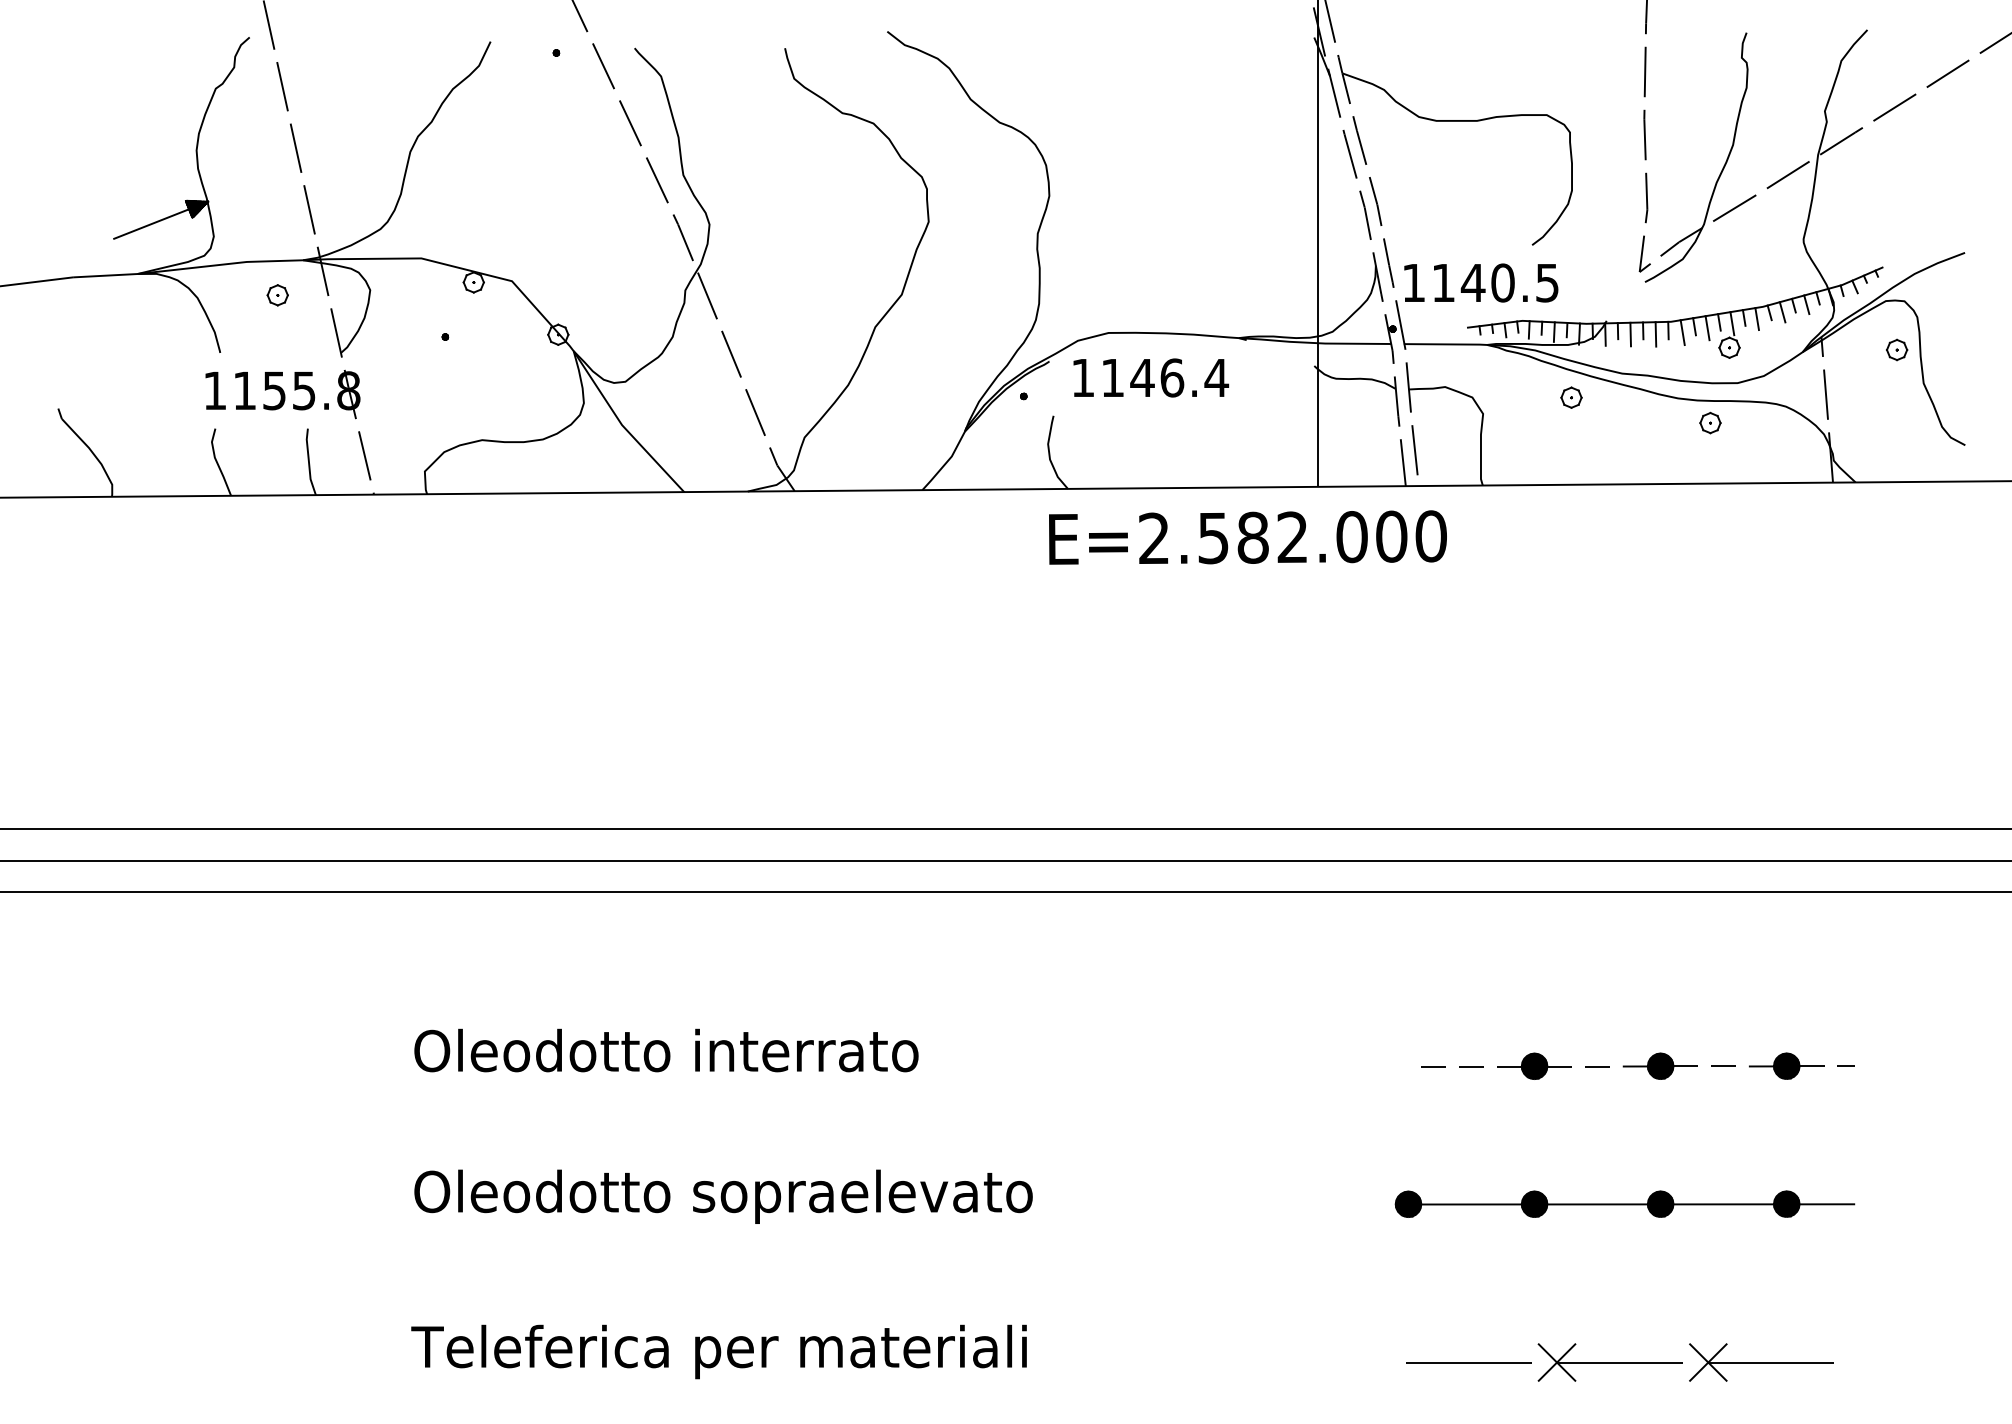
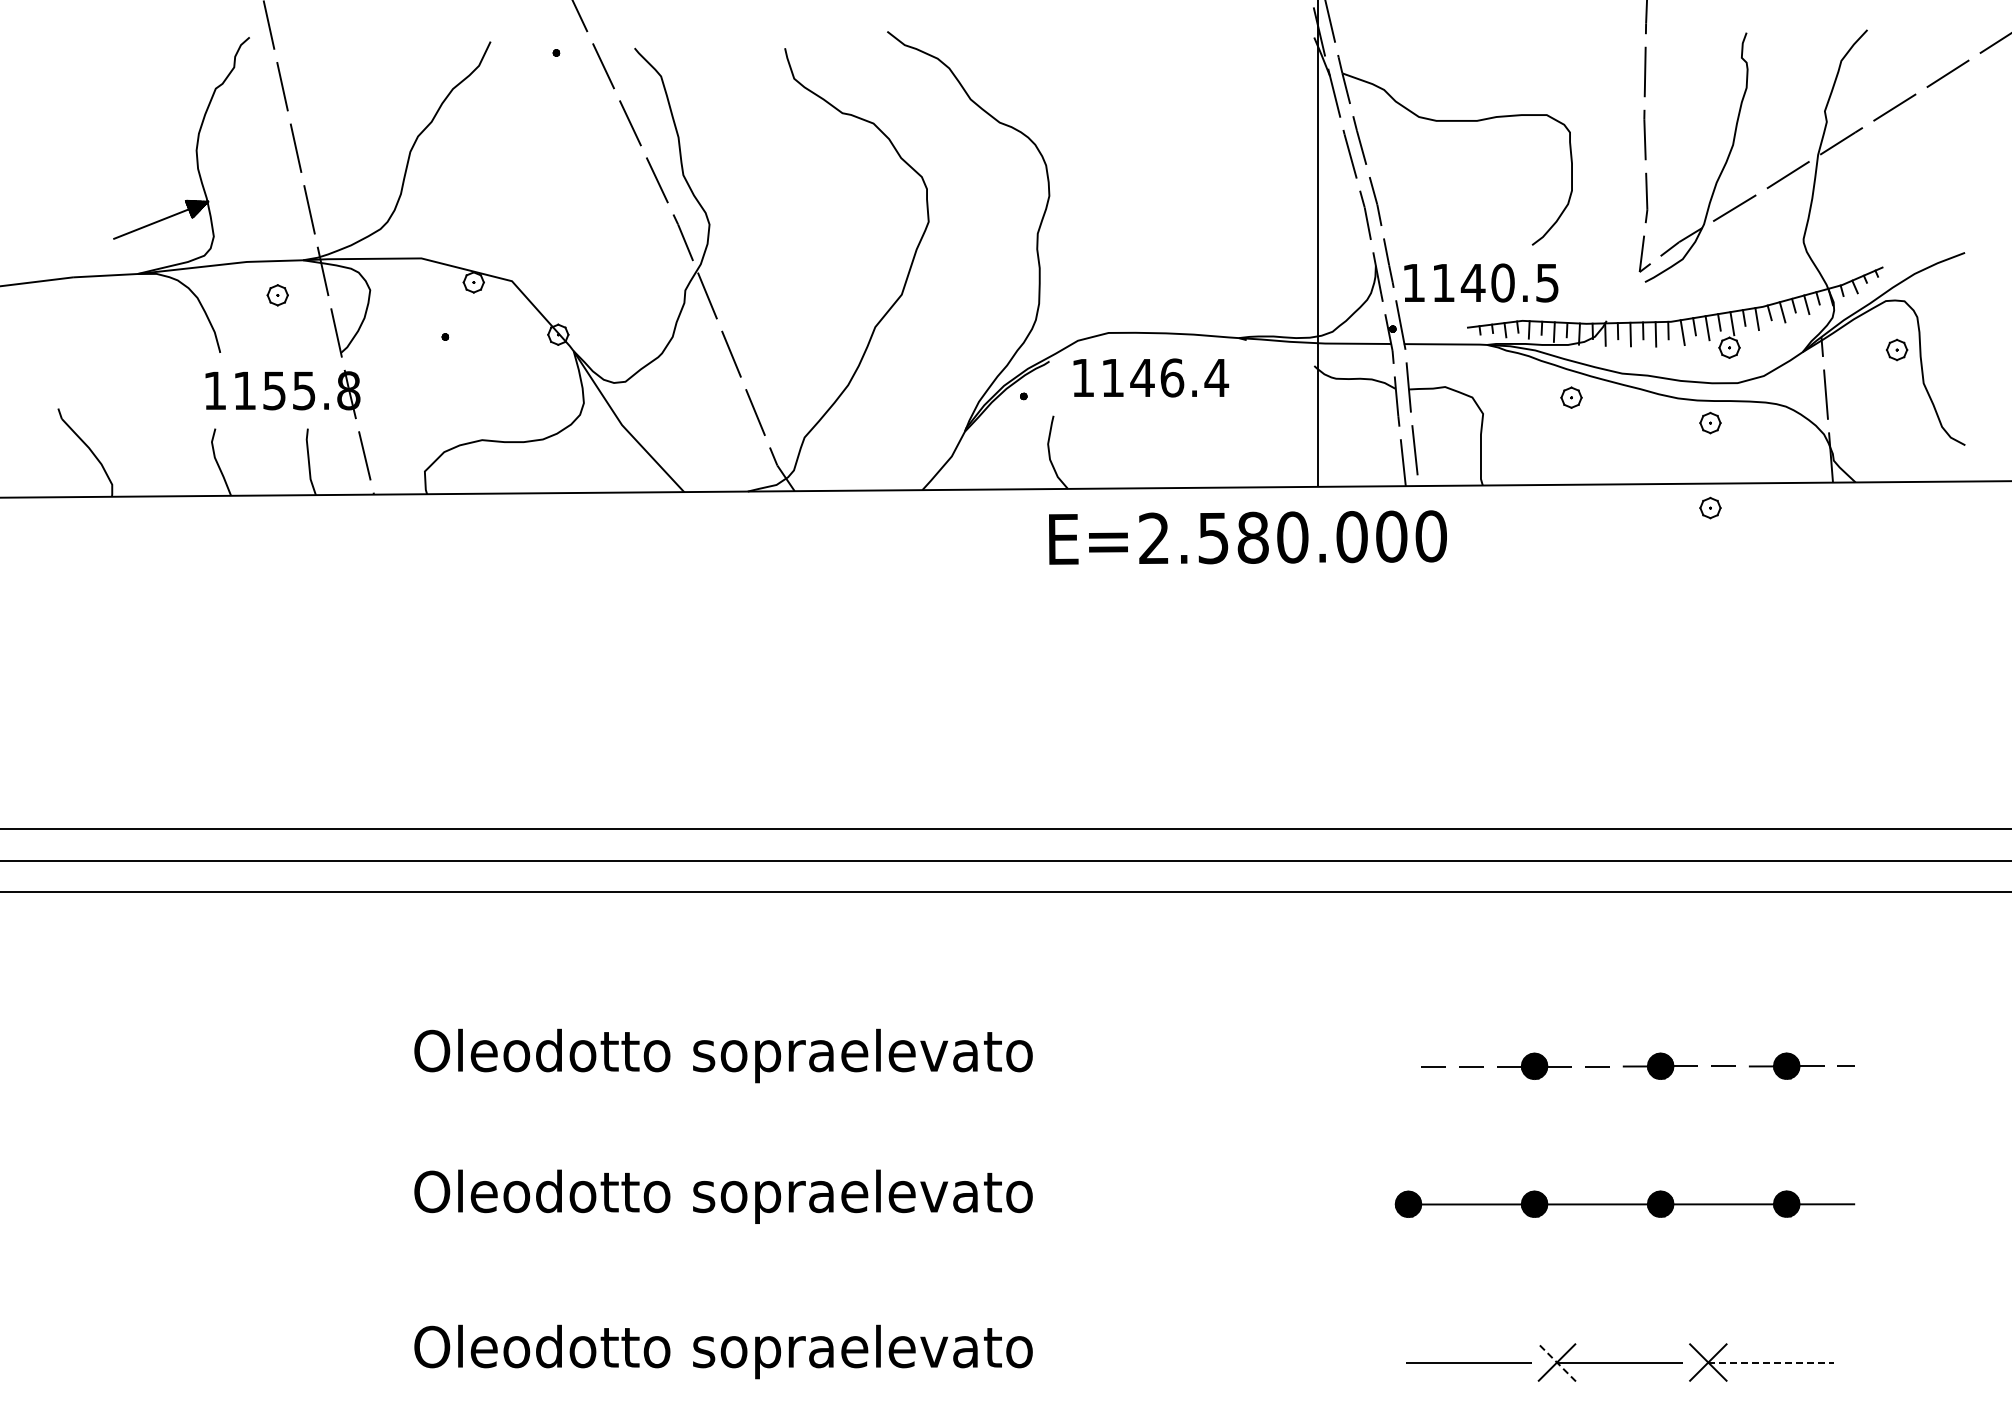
part: none -> present (1710, 507)
text: E=2.582.000 -> E=2.580.000 (1292, 537)
text: Oleodotto interrato -> Oleodotto sopraelevato (862, 1055)
text: Teleferica per materiali -> Oleodotto sopraelevato (721, 1351)
line: solid -> dashed (1557, 1362)
line: solid -> dashed (1771, 1362)
